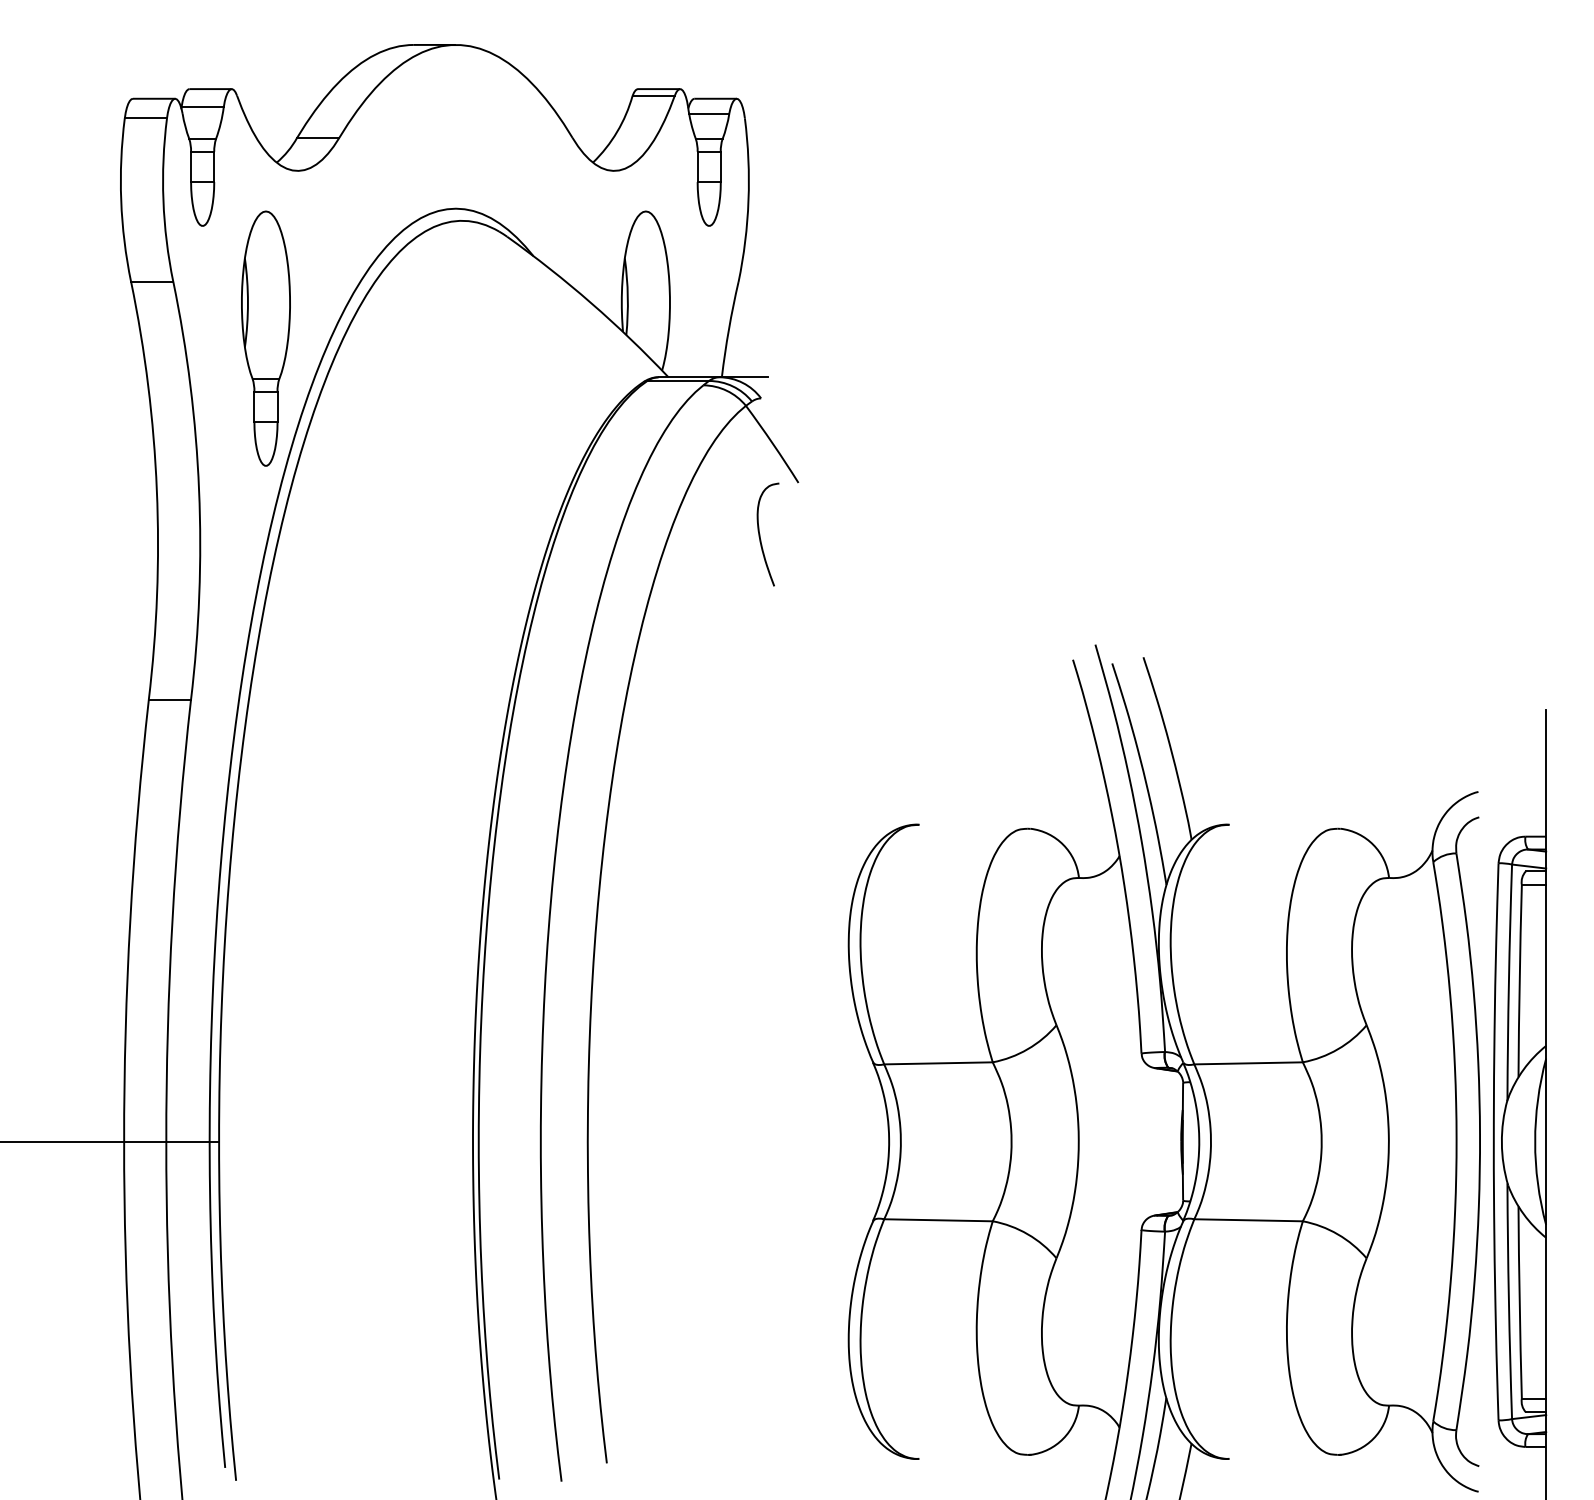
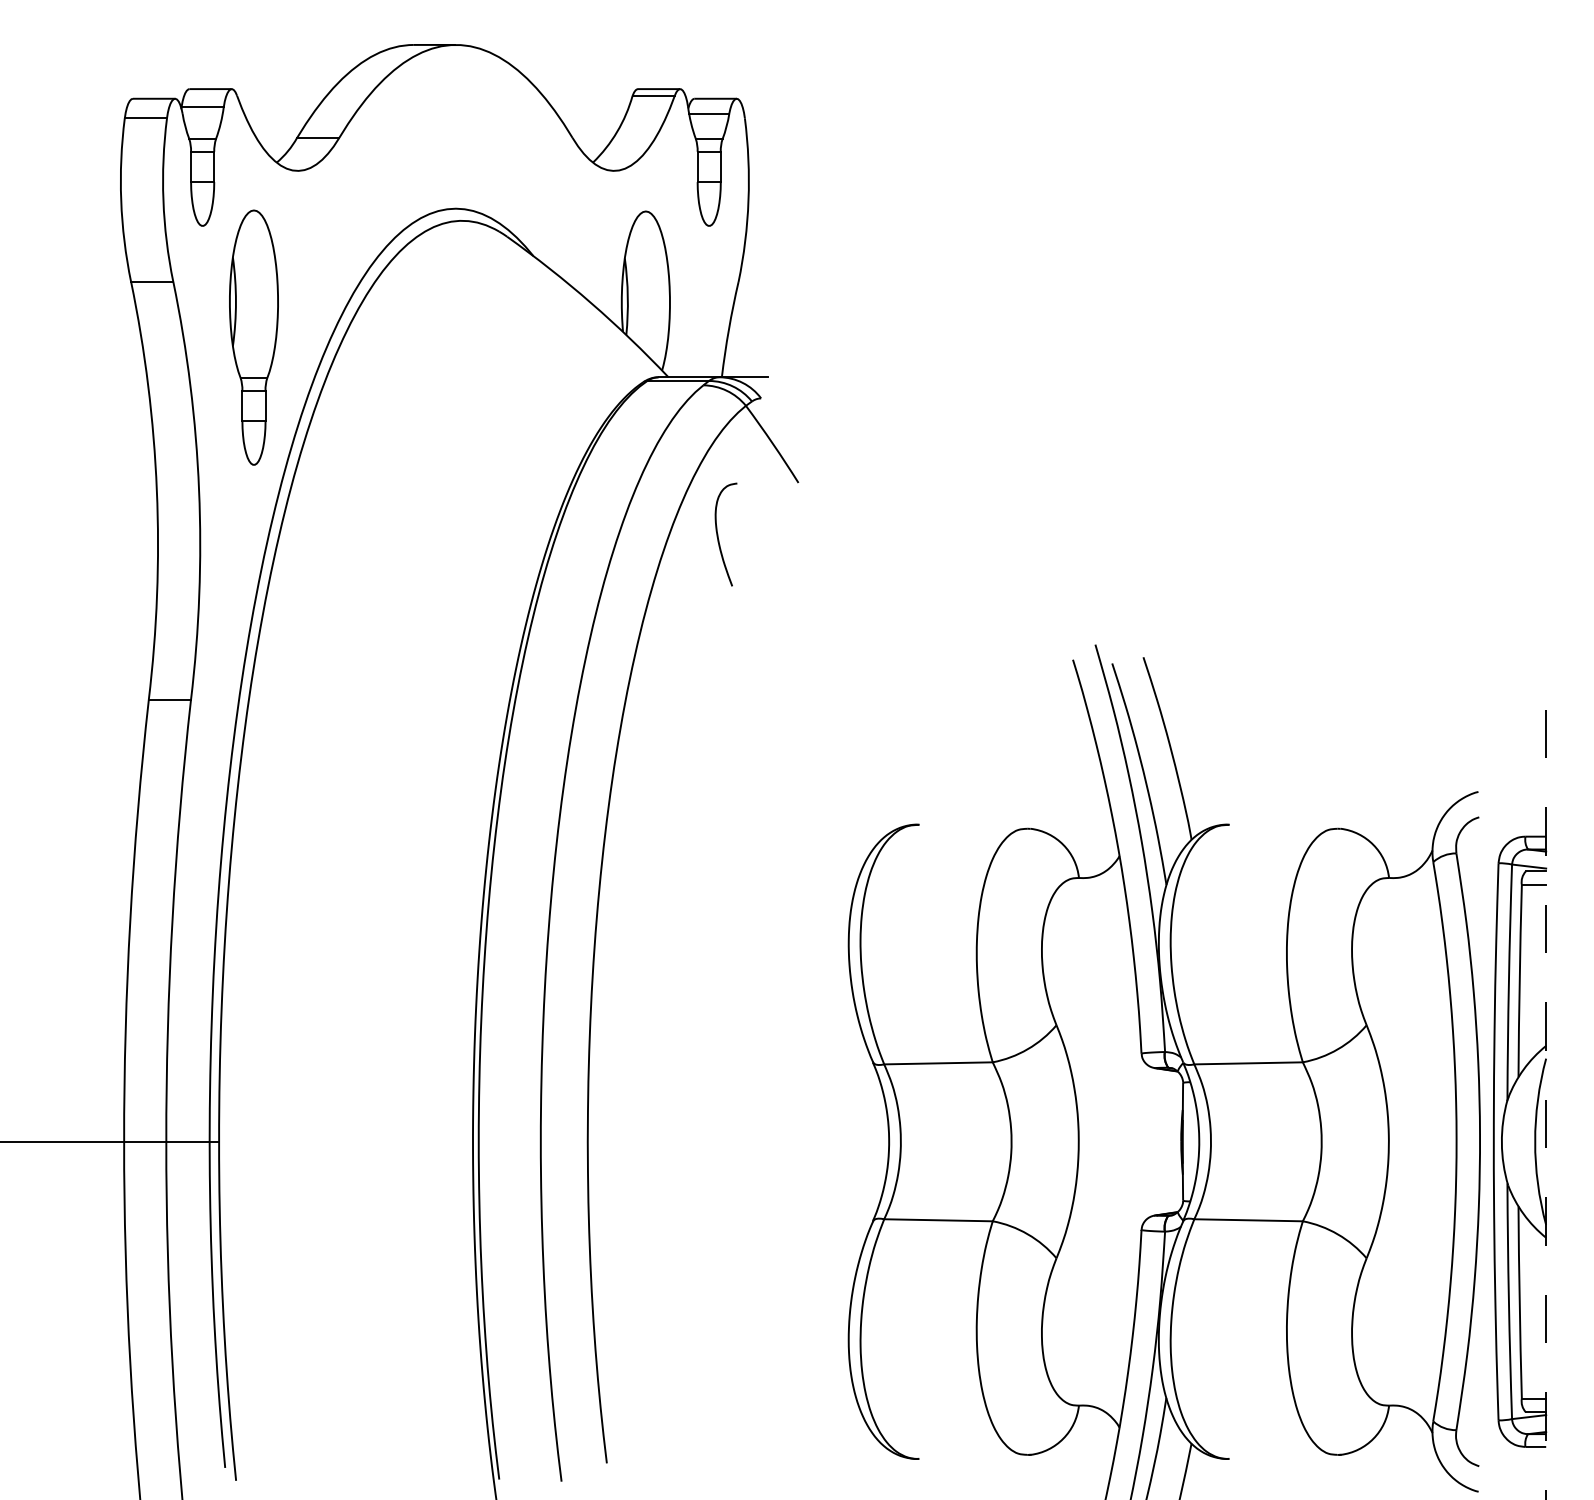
part position: (265, 338) -> (253, 337) (253, 337)
curve position: (760, 534) -> (718, 534) (718, 534)
line: solid -> dashed (1546, 1104)
